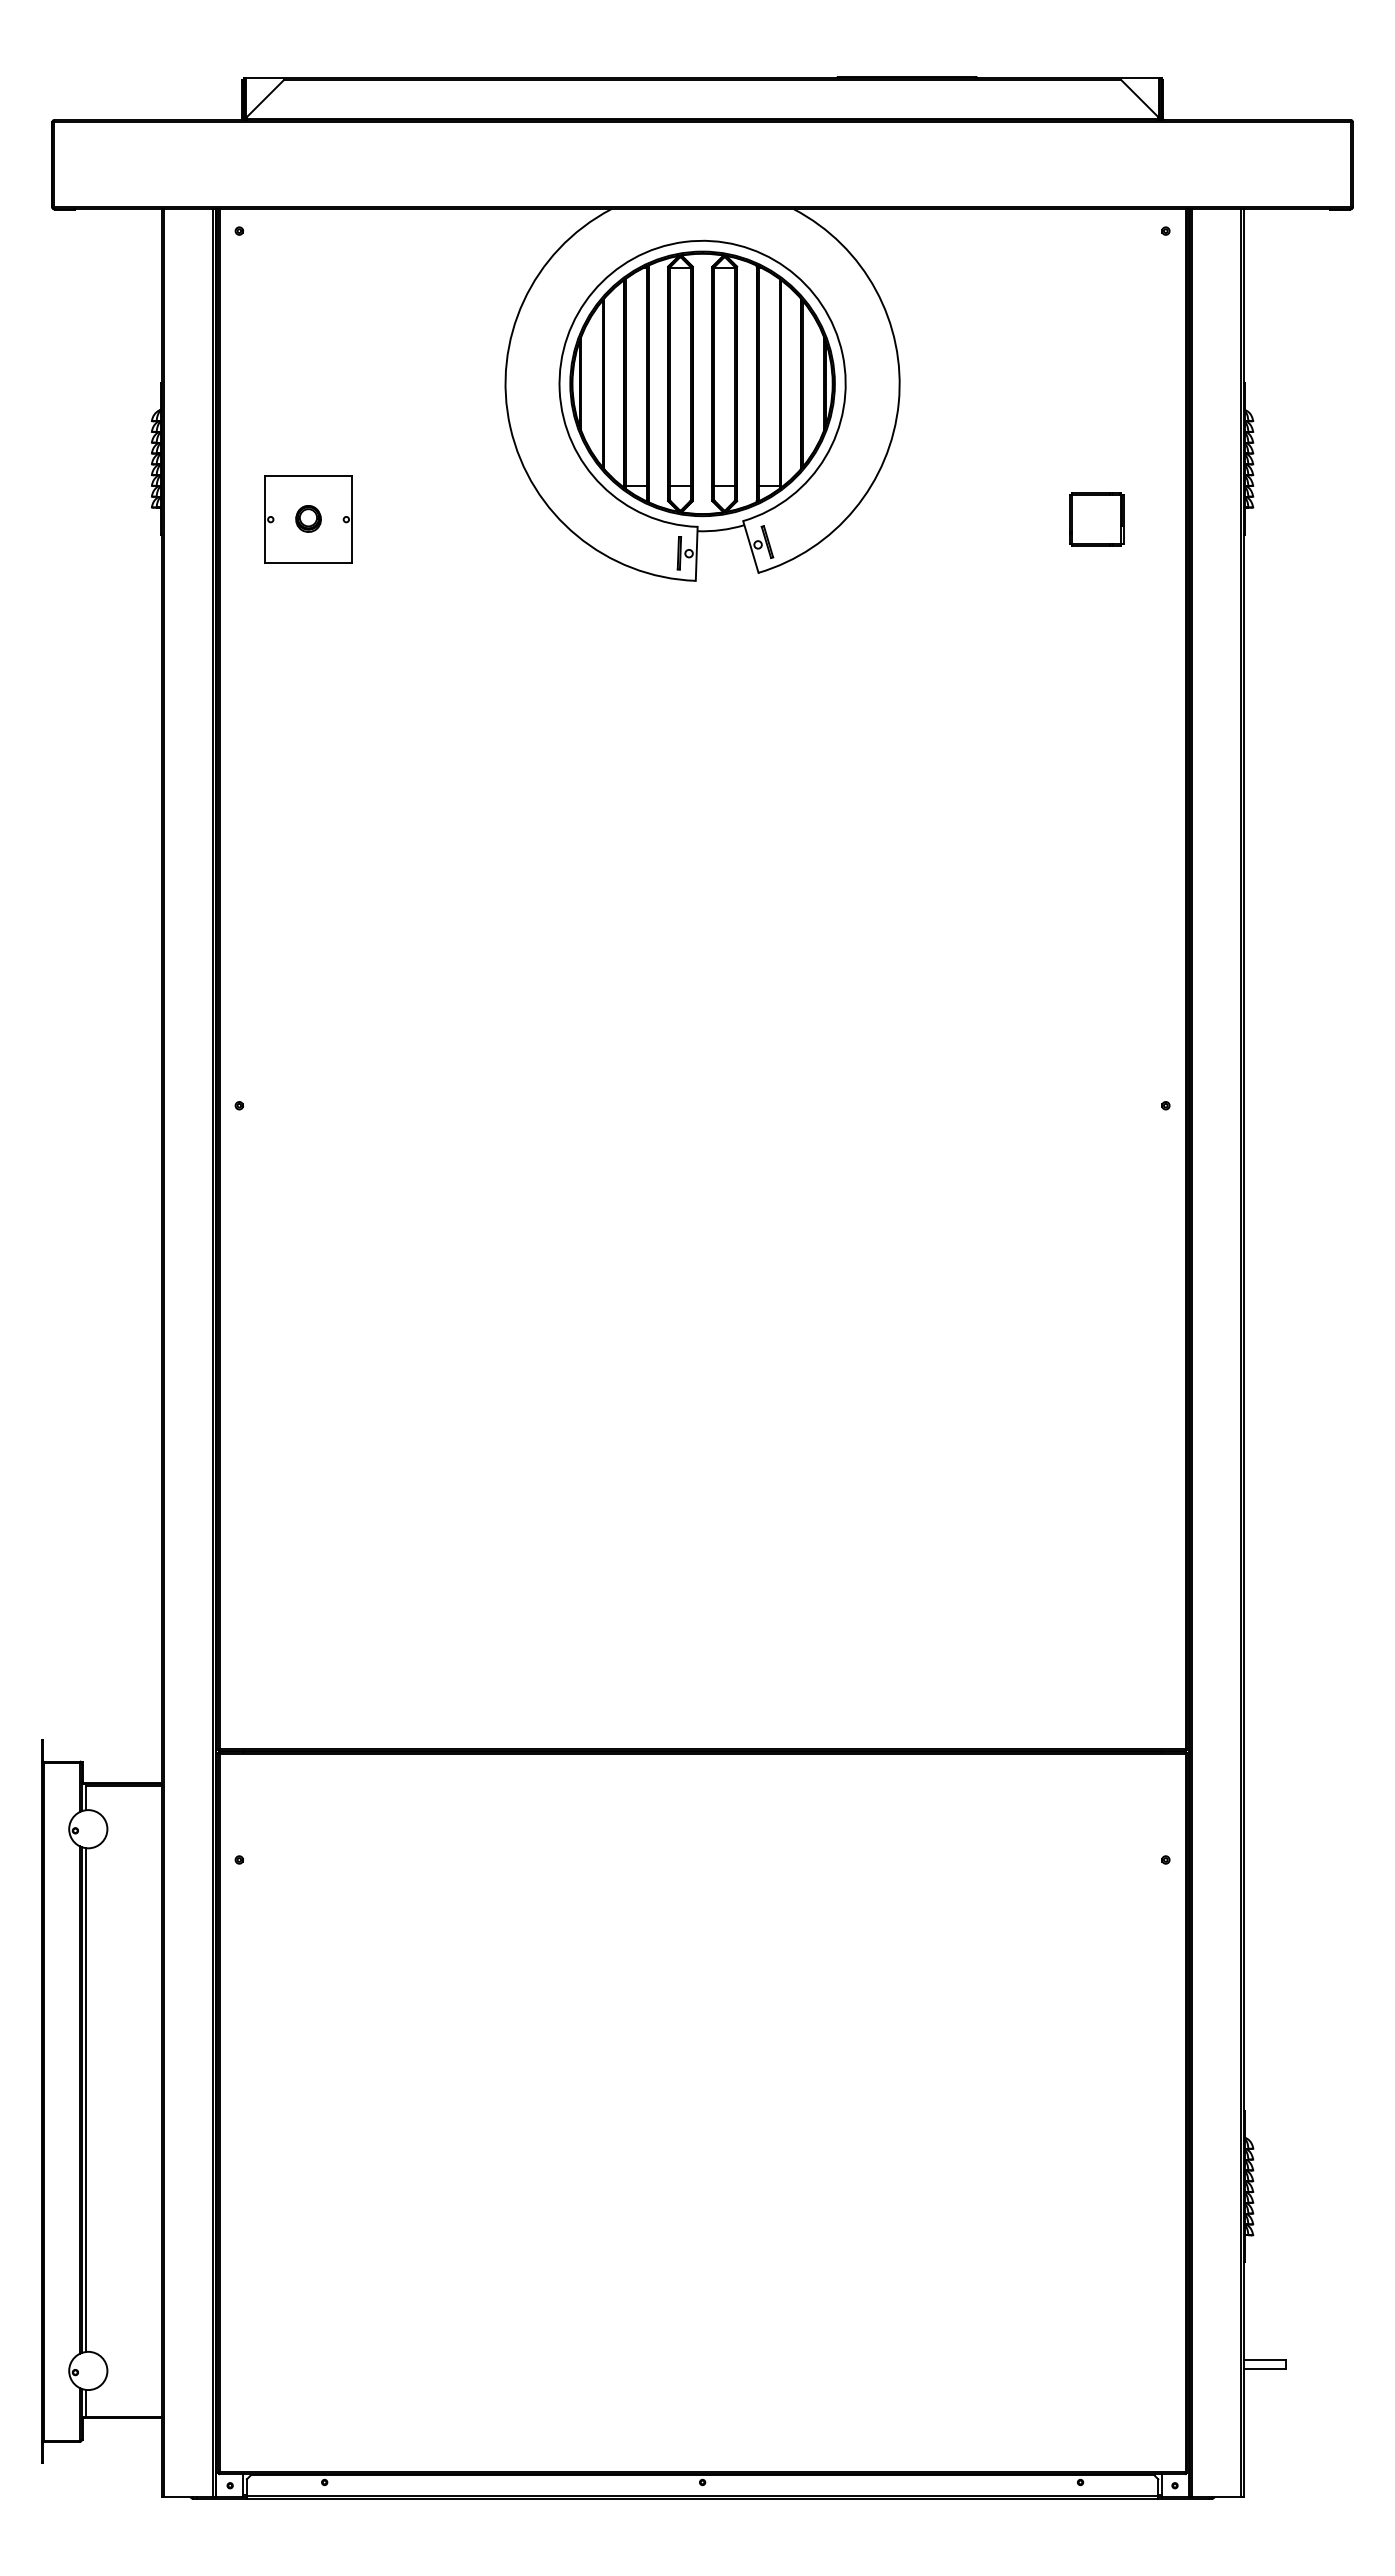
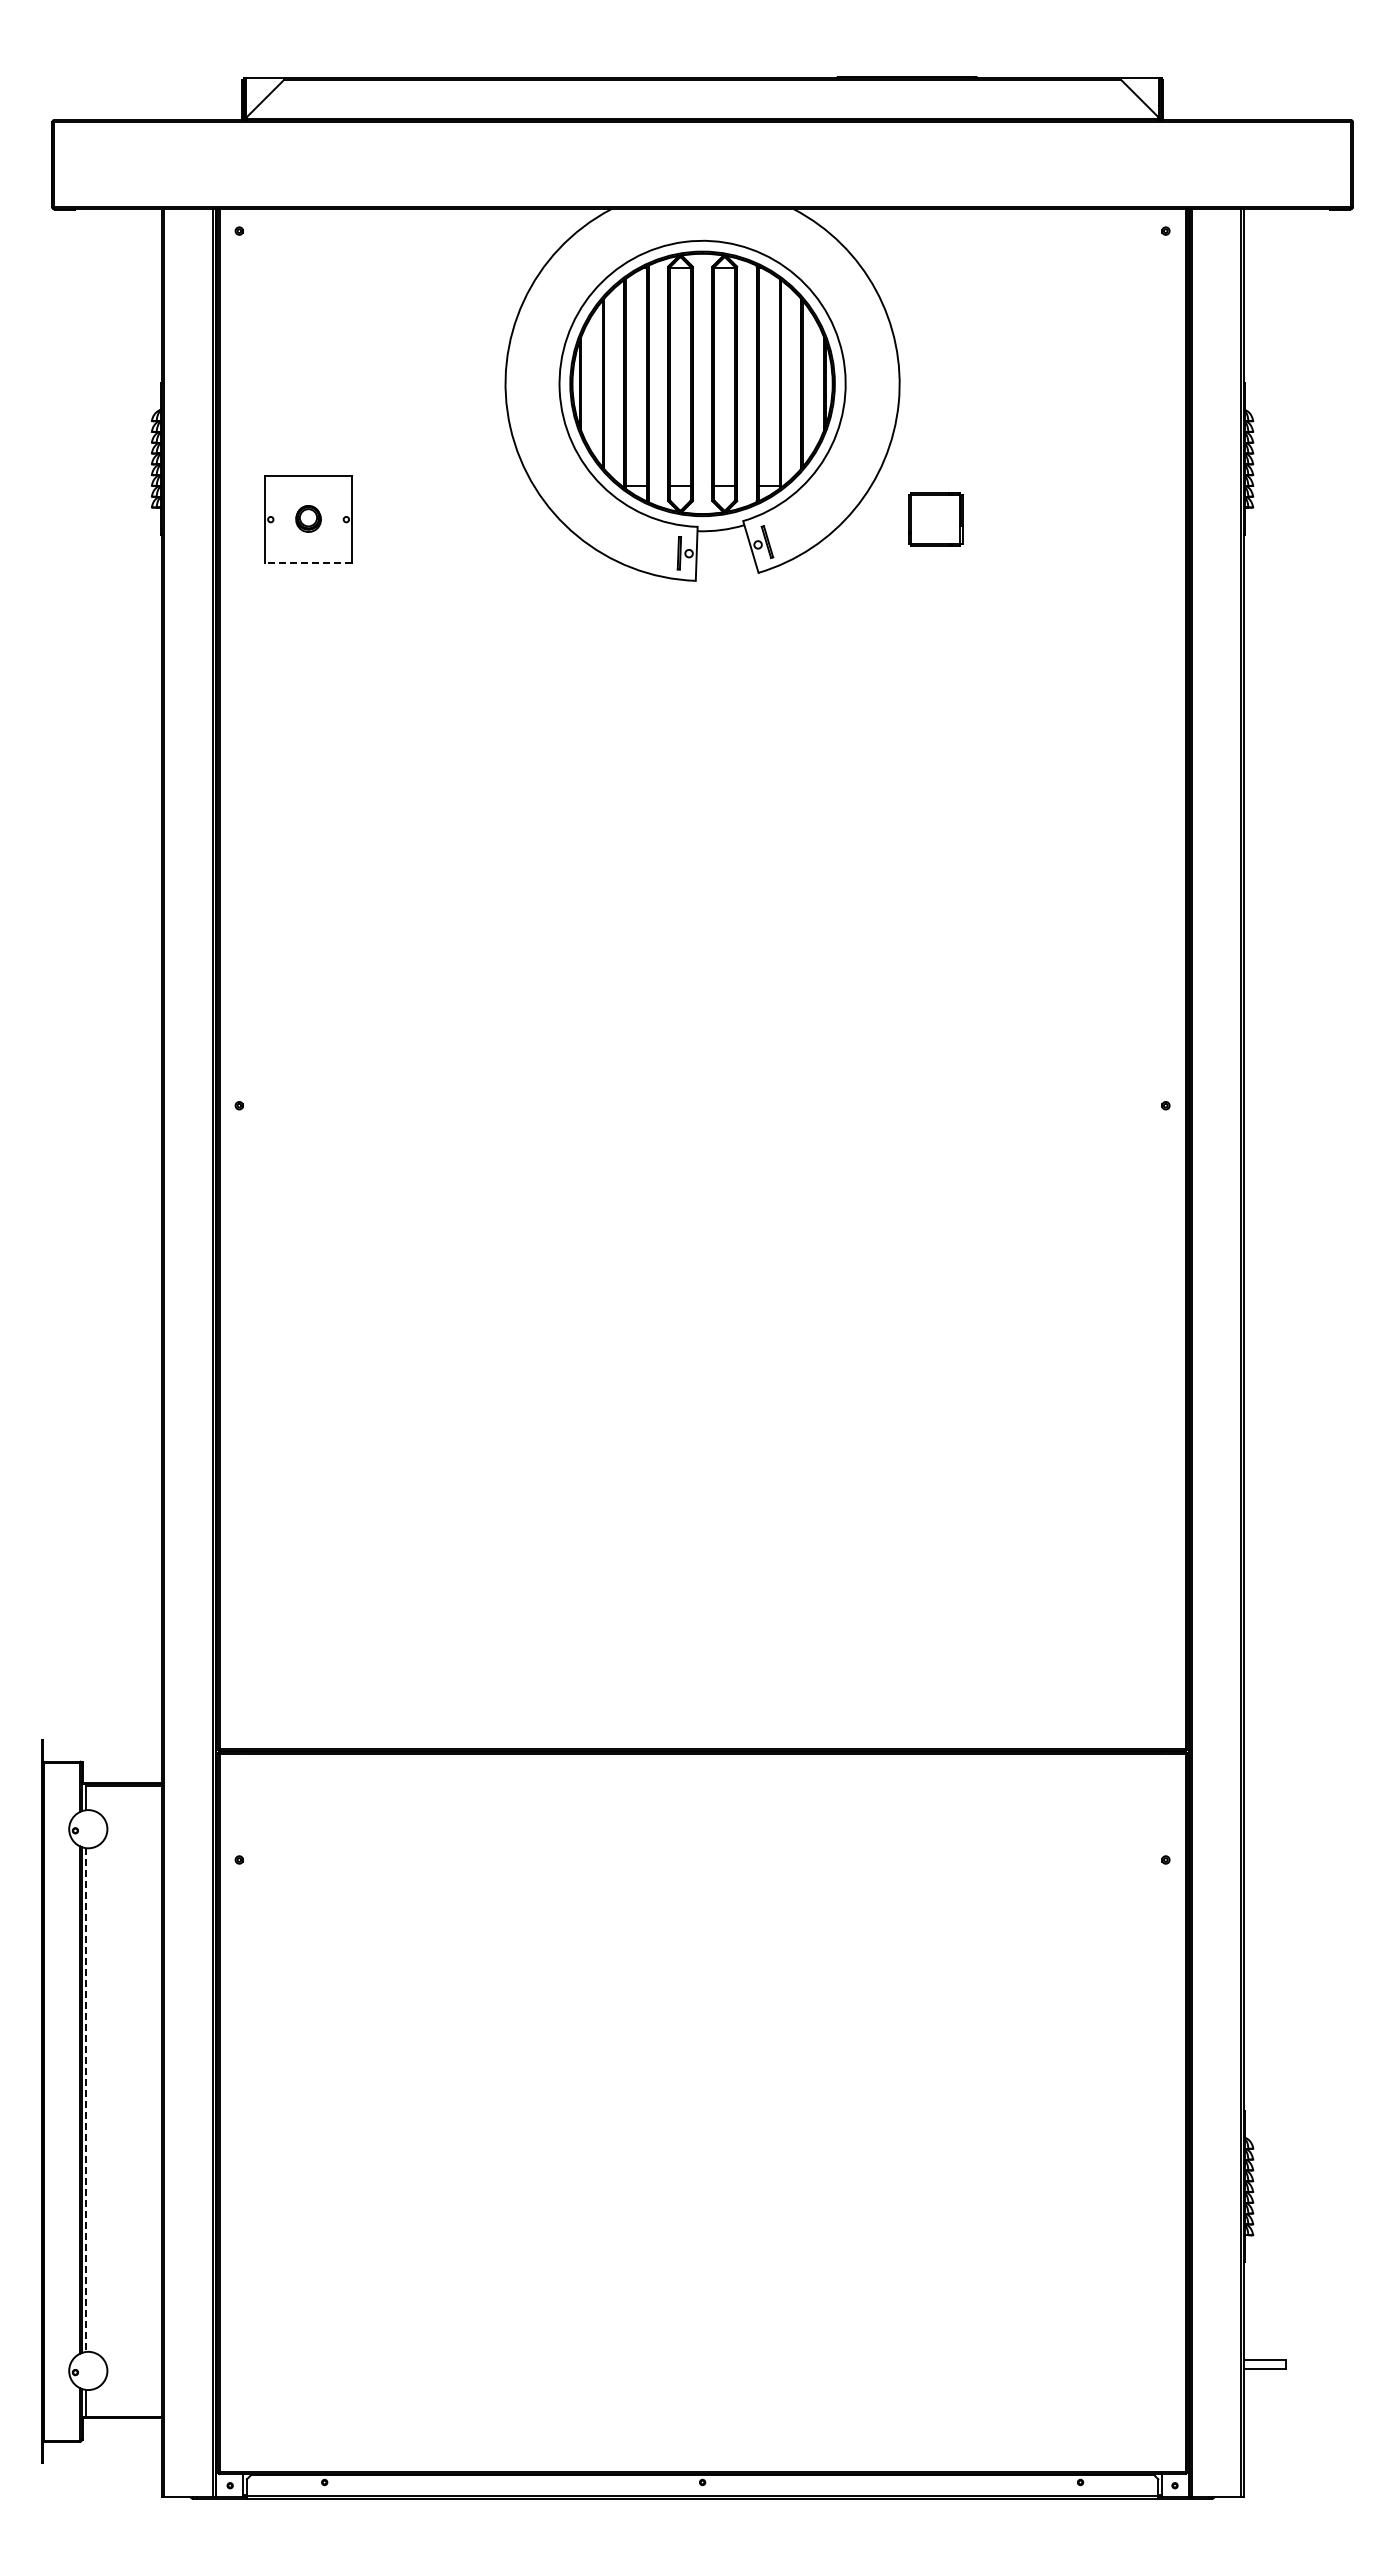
part position: (1096, 519) -> (935, 519) (935, 519)
line: solid -> dashed (308, 562)
line: solid -> dashed (86, 2100)
